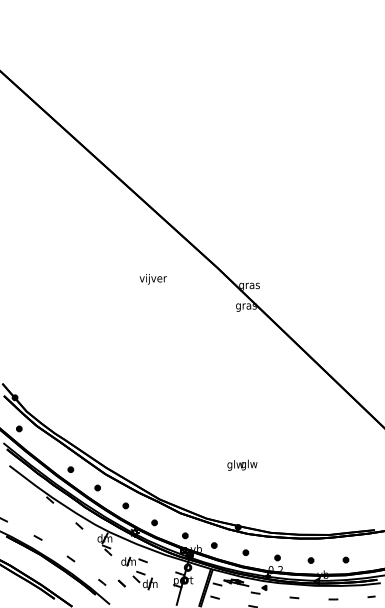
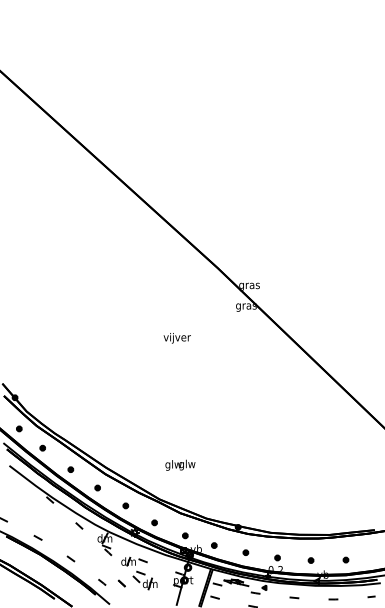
text position: (152, 279) -> (176, 338) (176, 338)
part: none -> present (42, 447)
text position: (242, 464) -> (180, 464) (180, 464)
